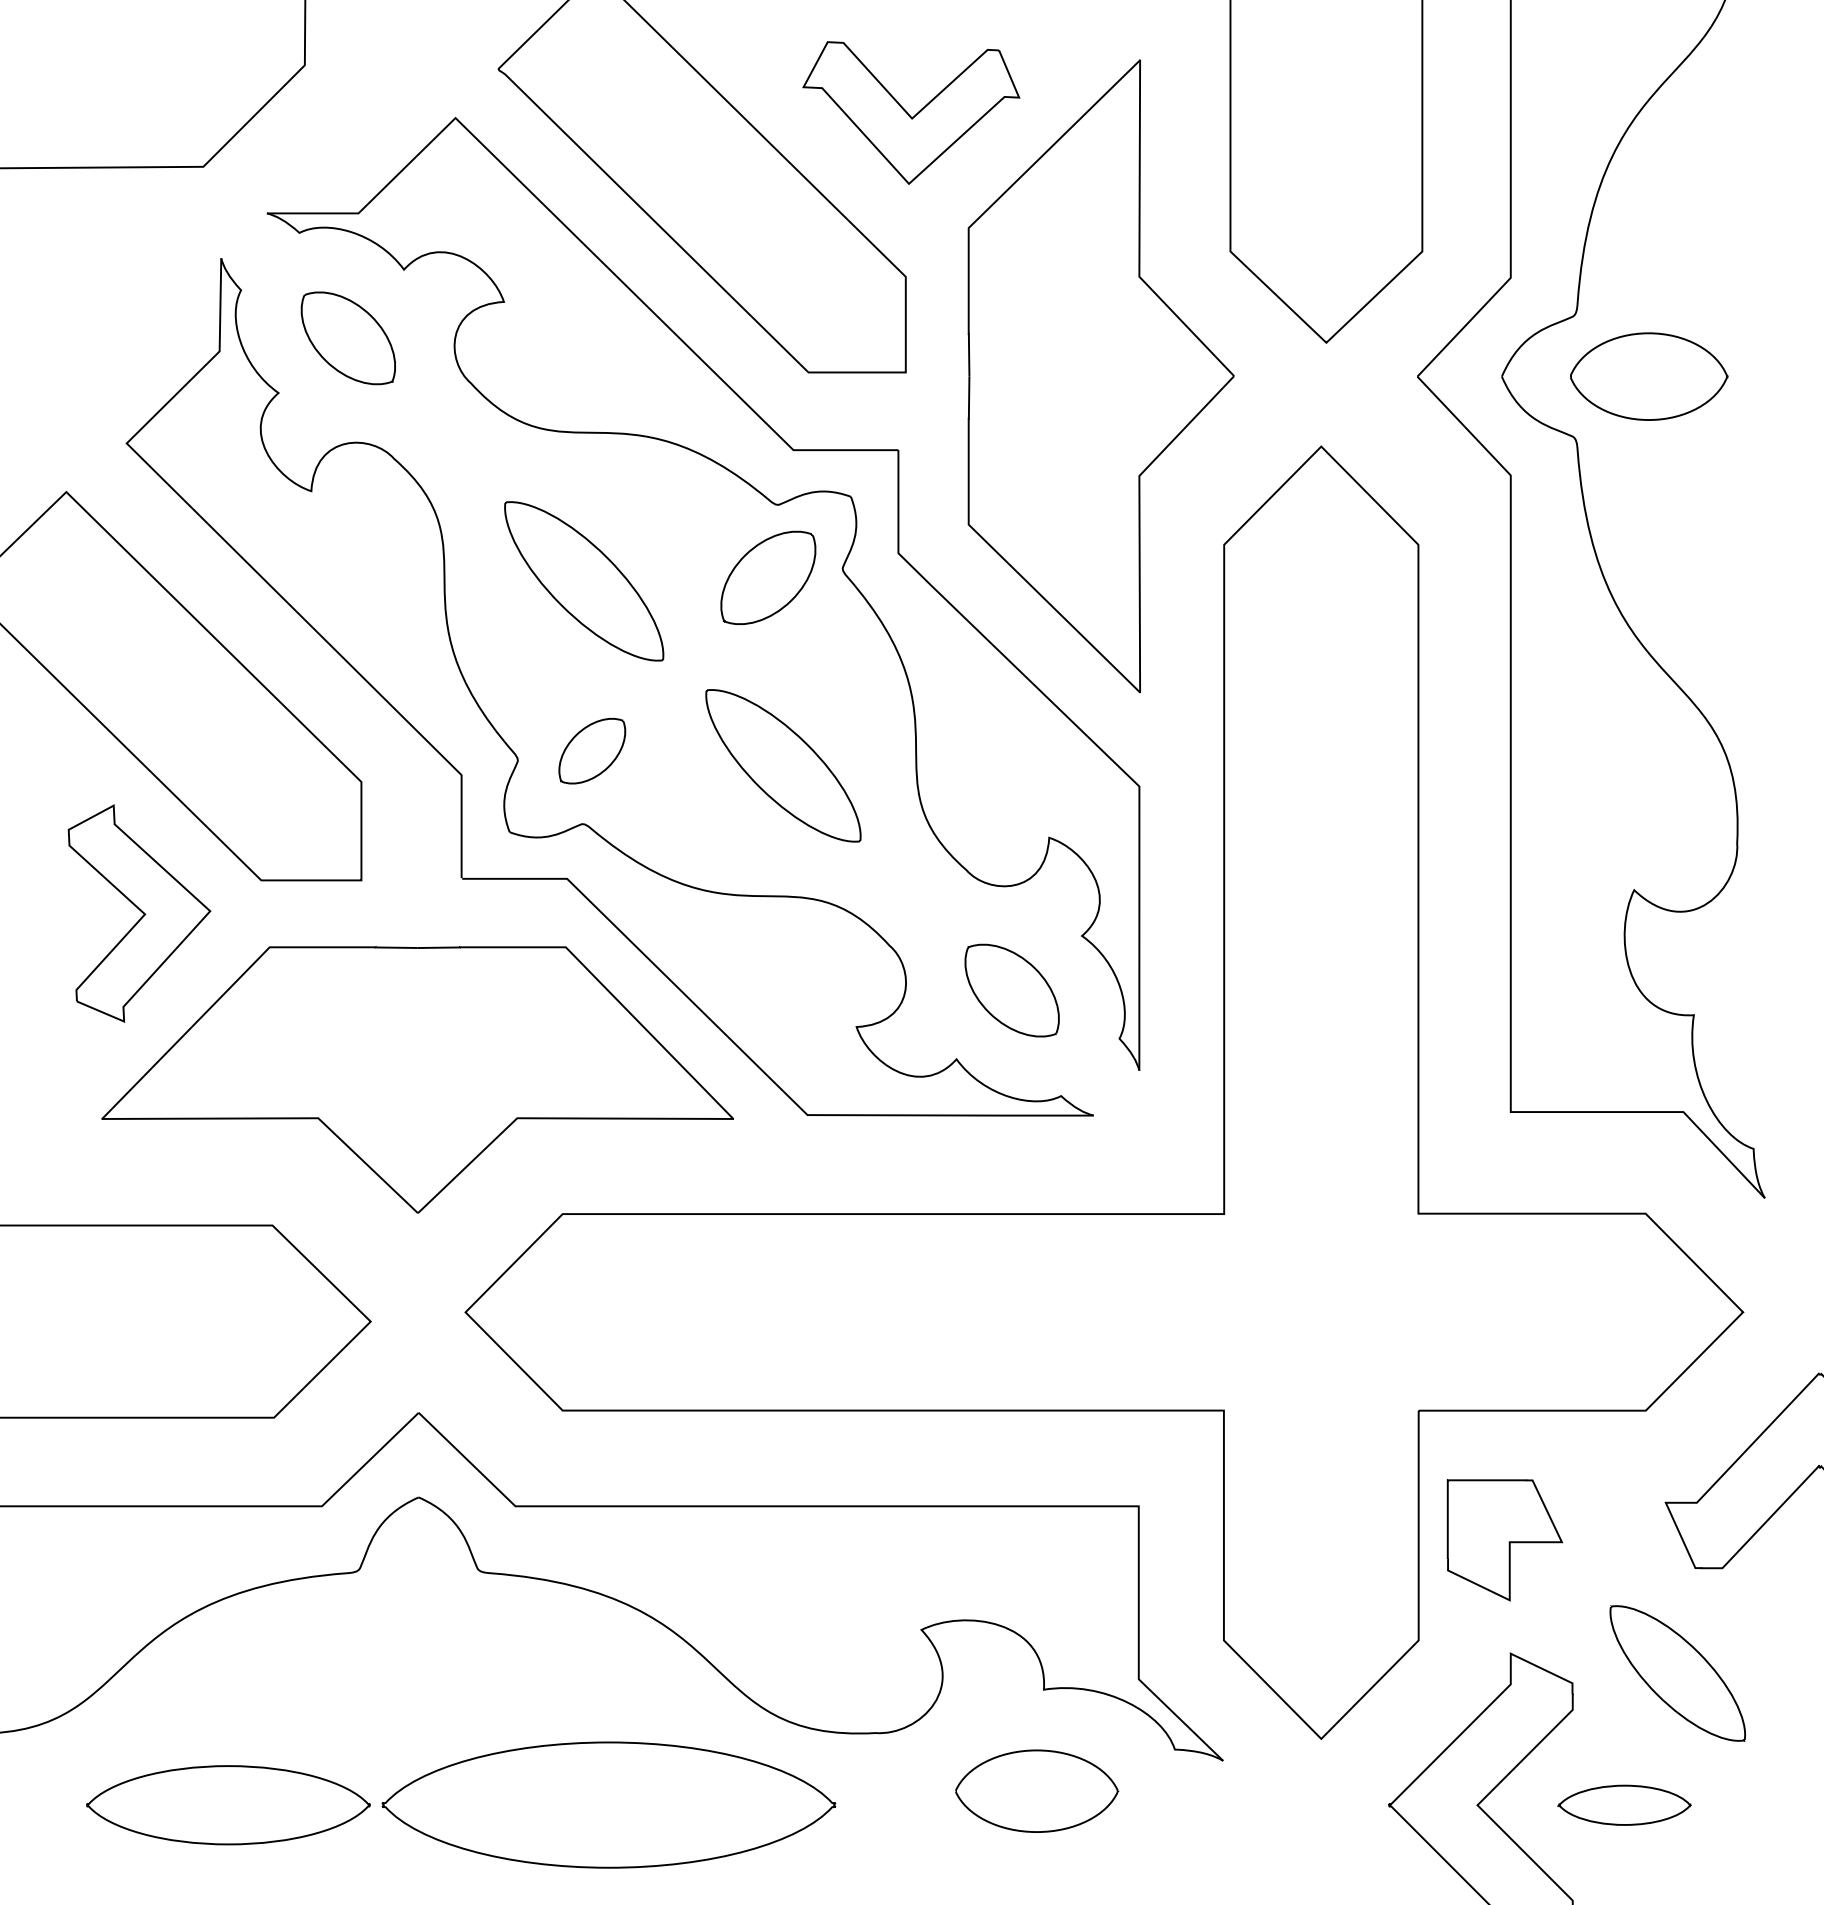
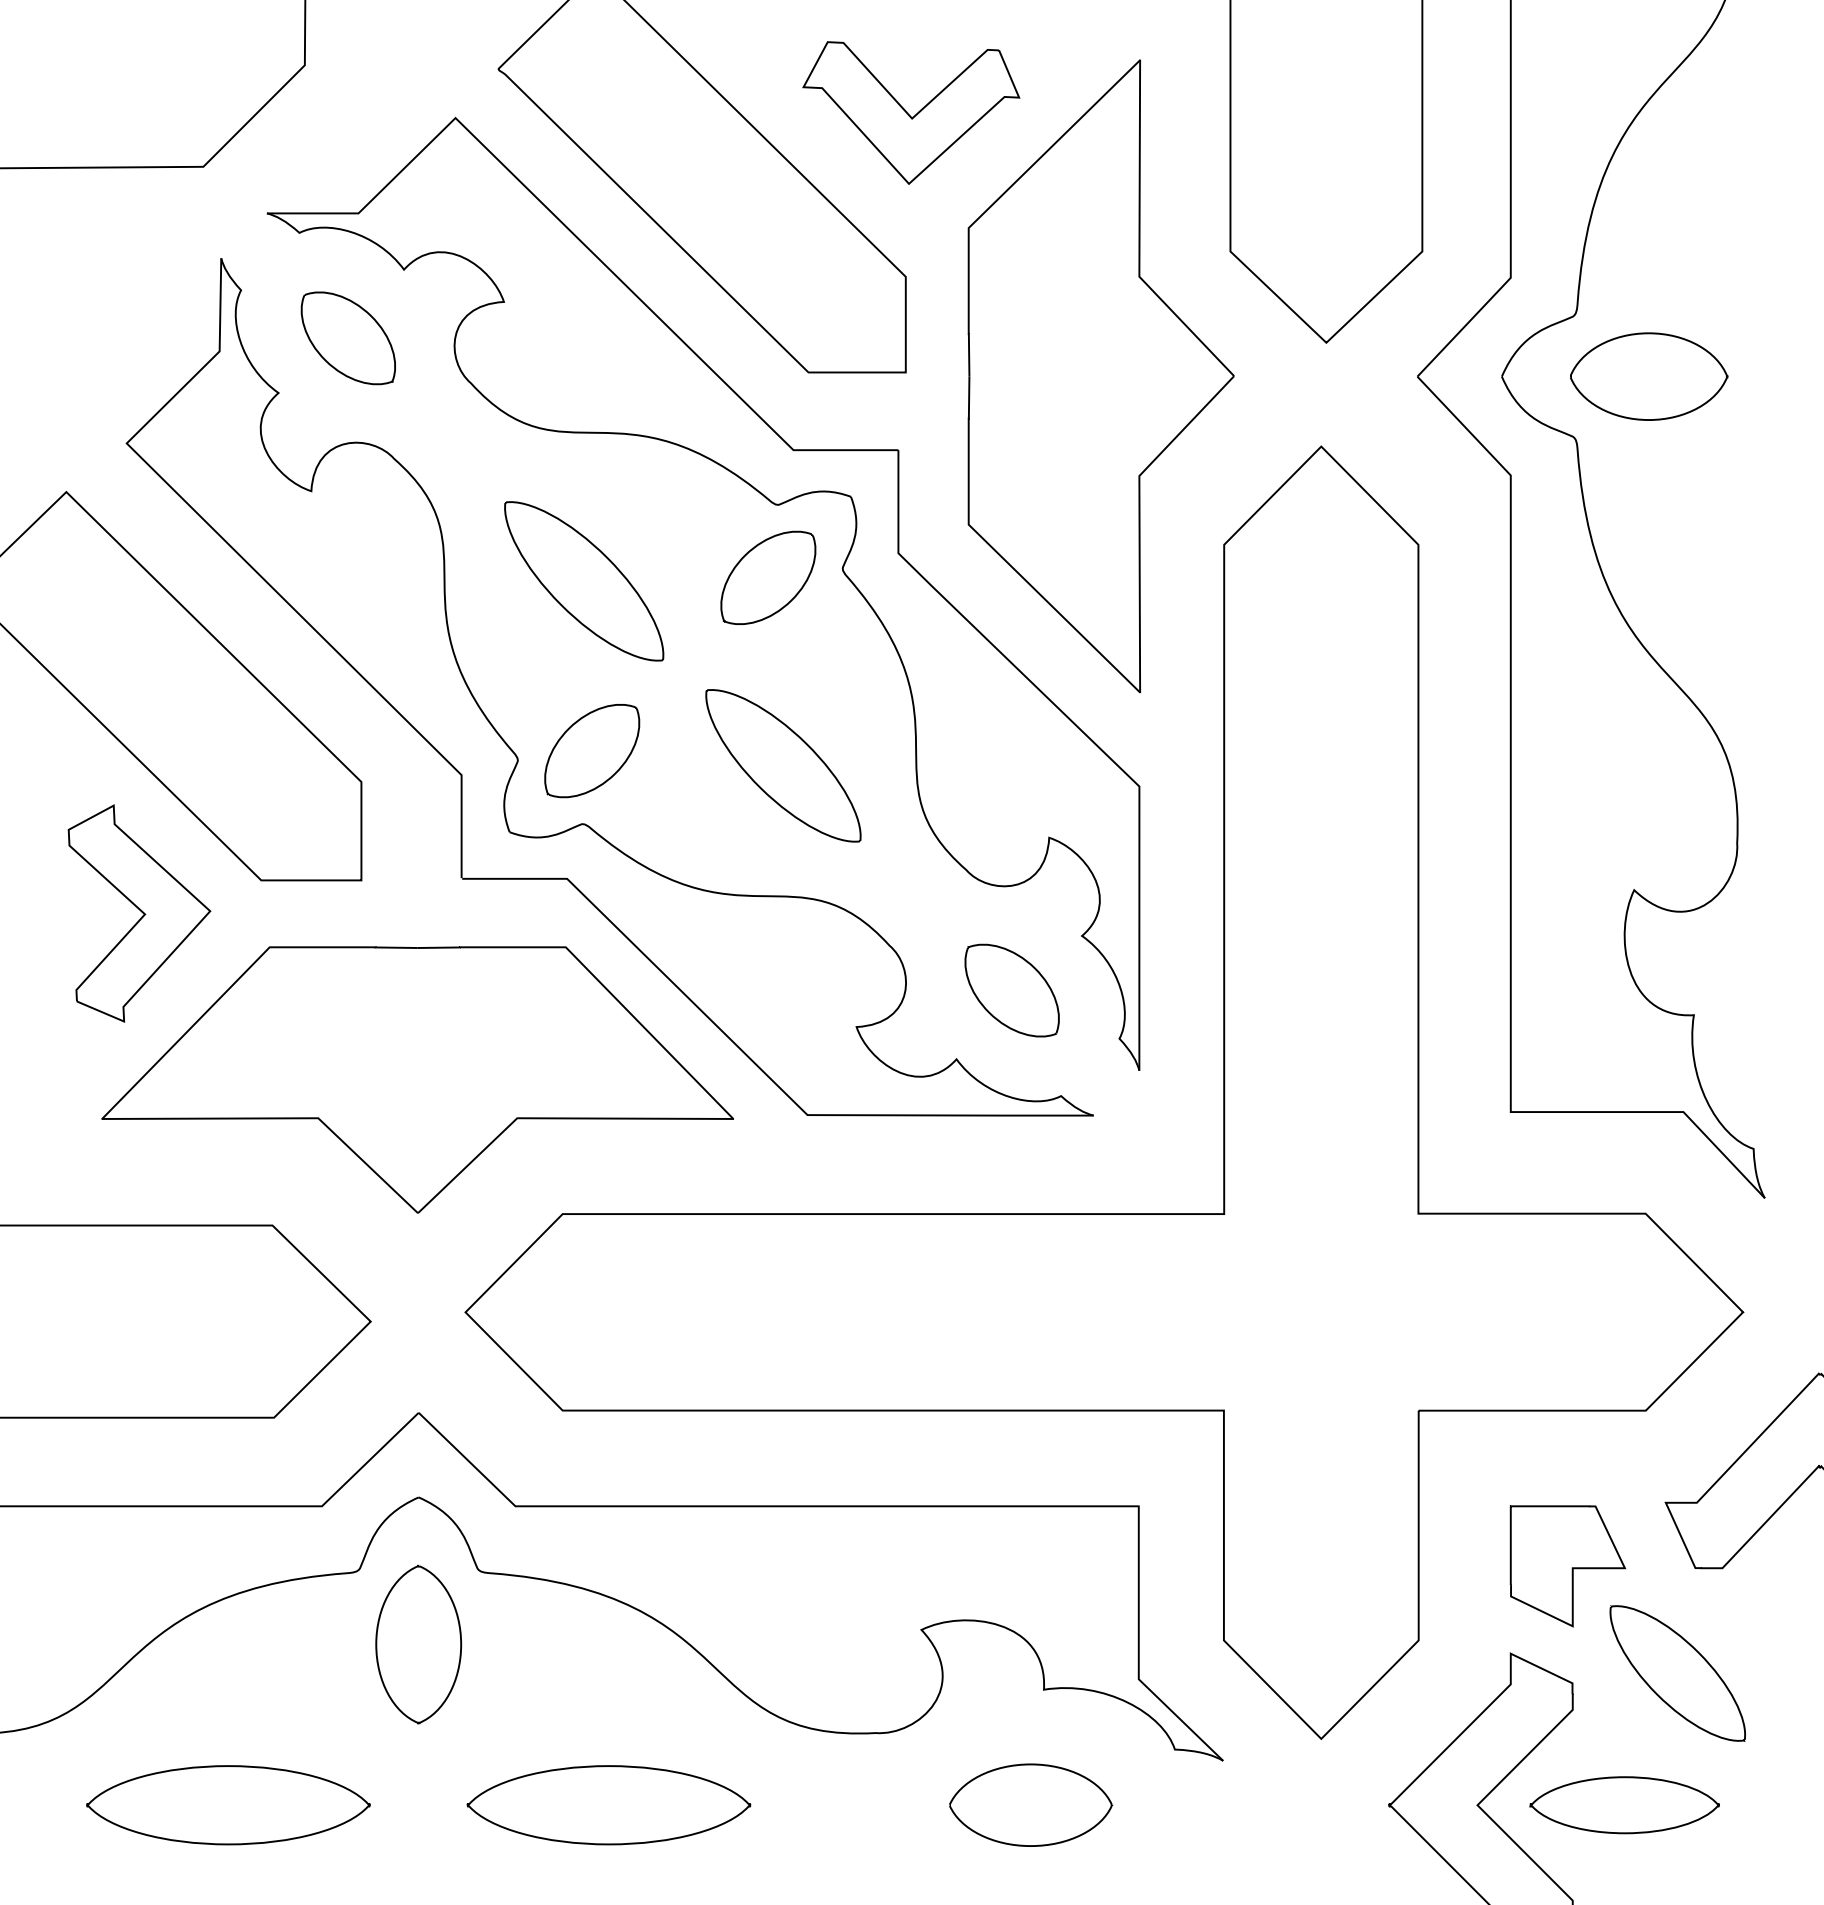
part size: 69x67 px -> 97x95 px (592, 751)
part position: (1504, 1540) -> (1567, 1566) (1567, 1566)
part: none -> present (418, 1644)
part position: (1037, 1790) -> (1031, 1804) (1031, 1804)
part size: 456x128 px -> 286x81 px (608, 1805)
part size: 135x42 px -> 191x59 px (1624, 1805)
